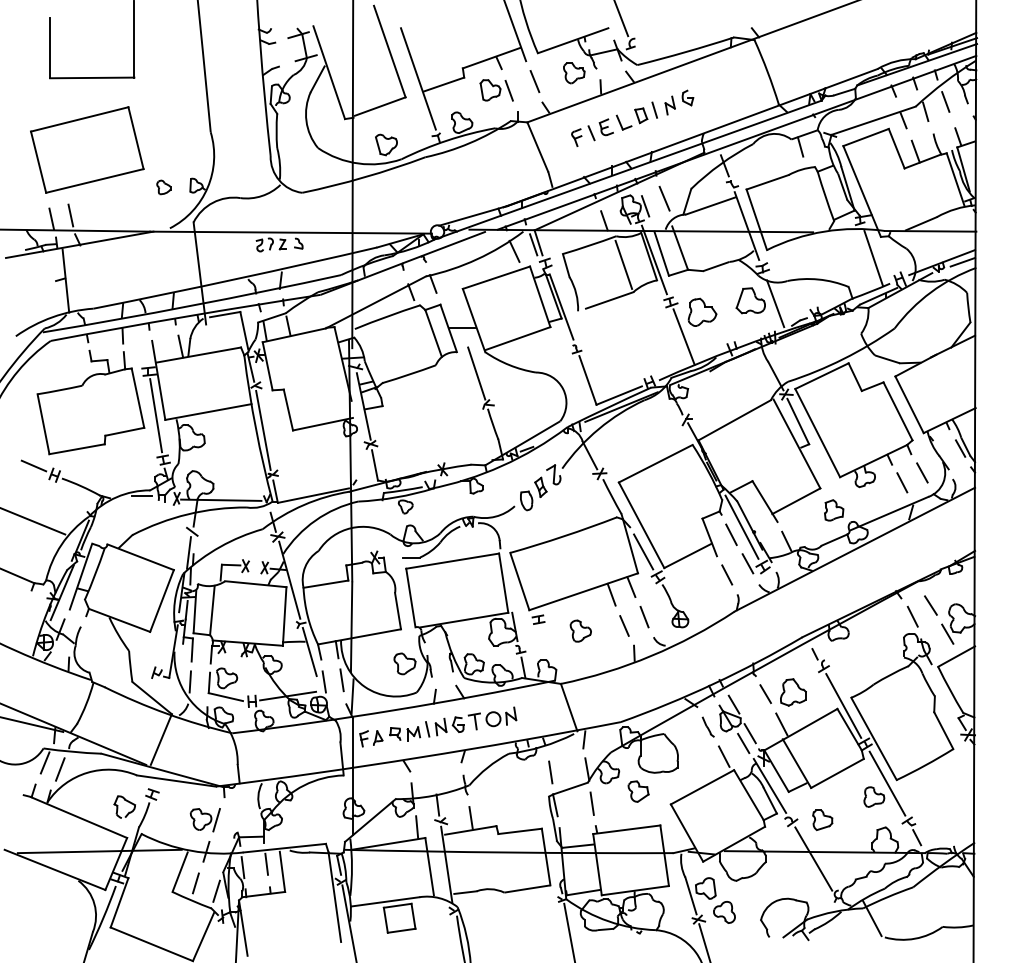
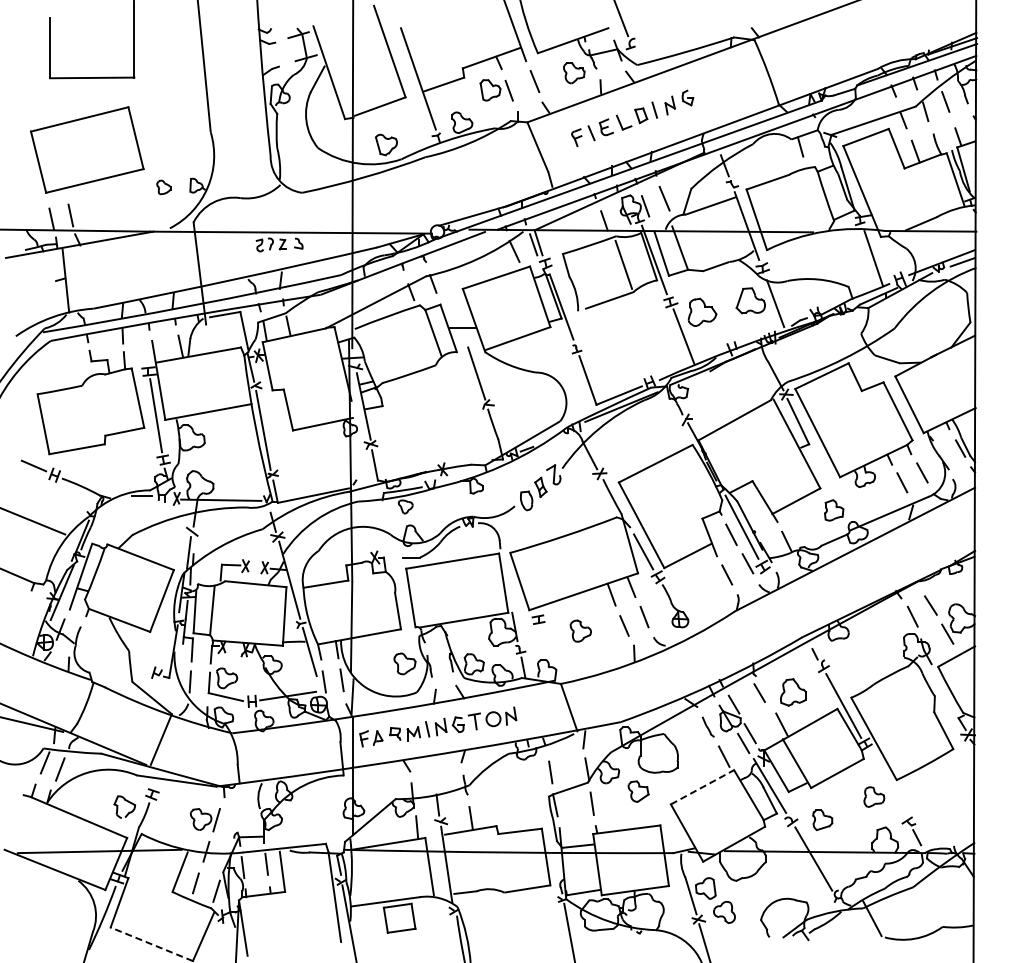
line position: (765, 693) -> (759, 692) (759, 692)
line: present -> none (887, 783)
line: solid -> dashed (702, 787)
line: solid -> dashed (151, 944)
